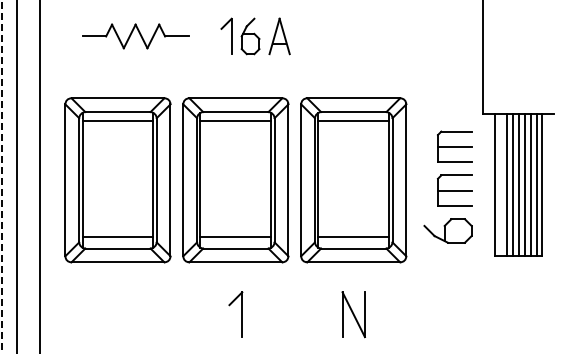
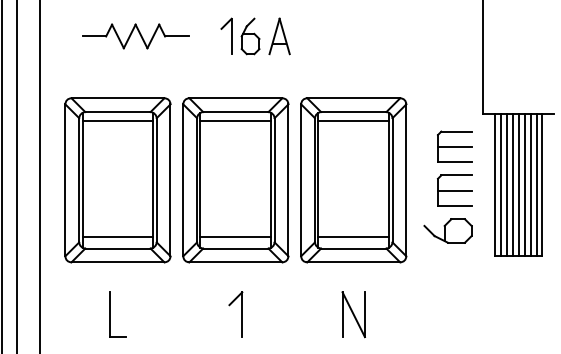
line: dashed -> solid (2, 177)
line: none -> present (501, 184)
part: none -> present (110, 314)
